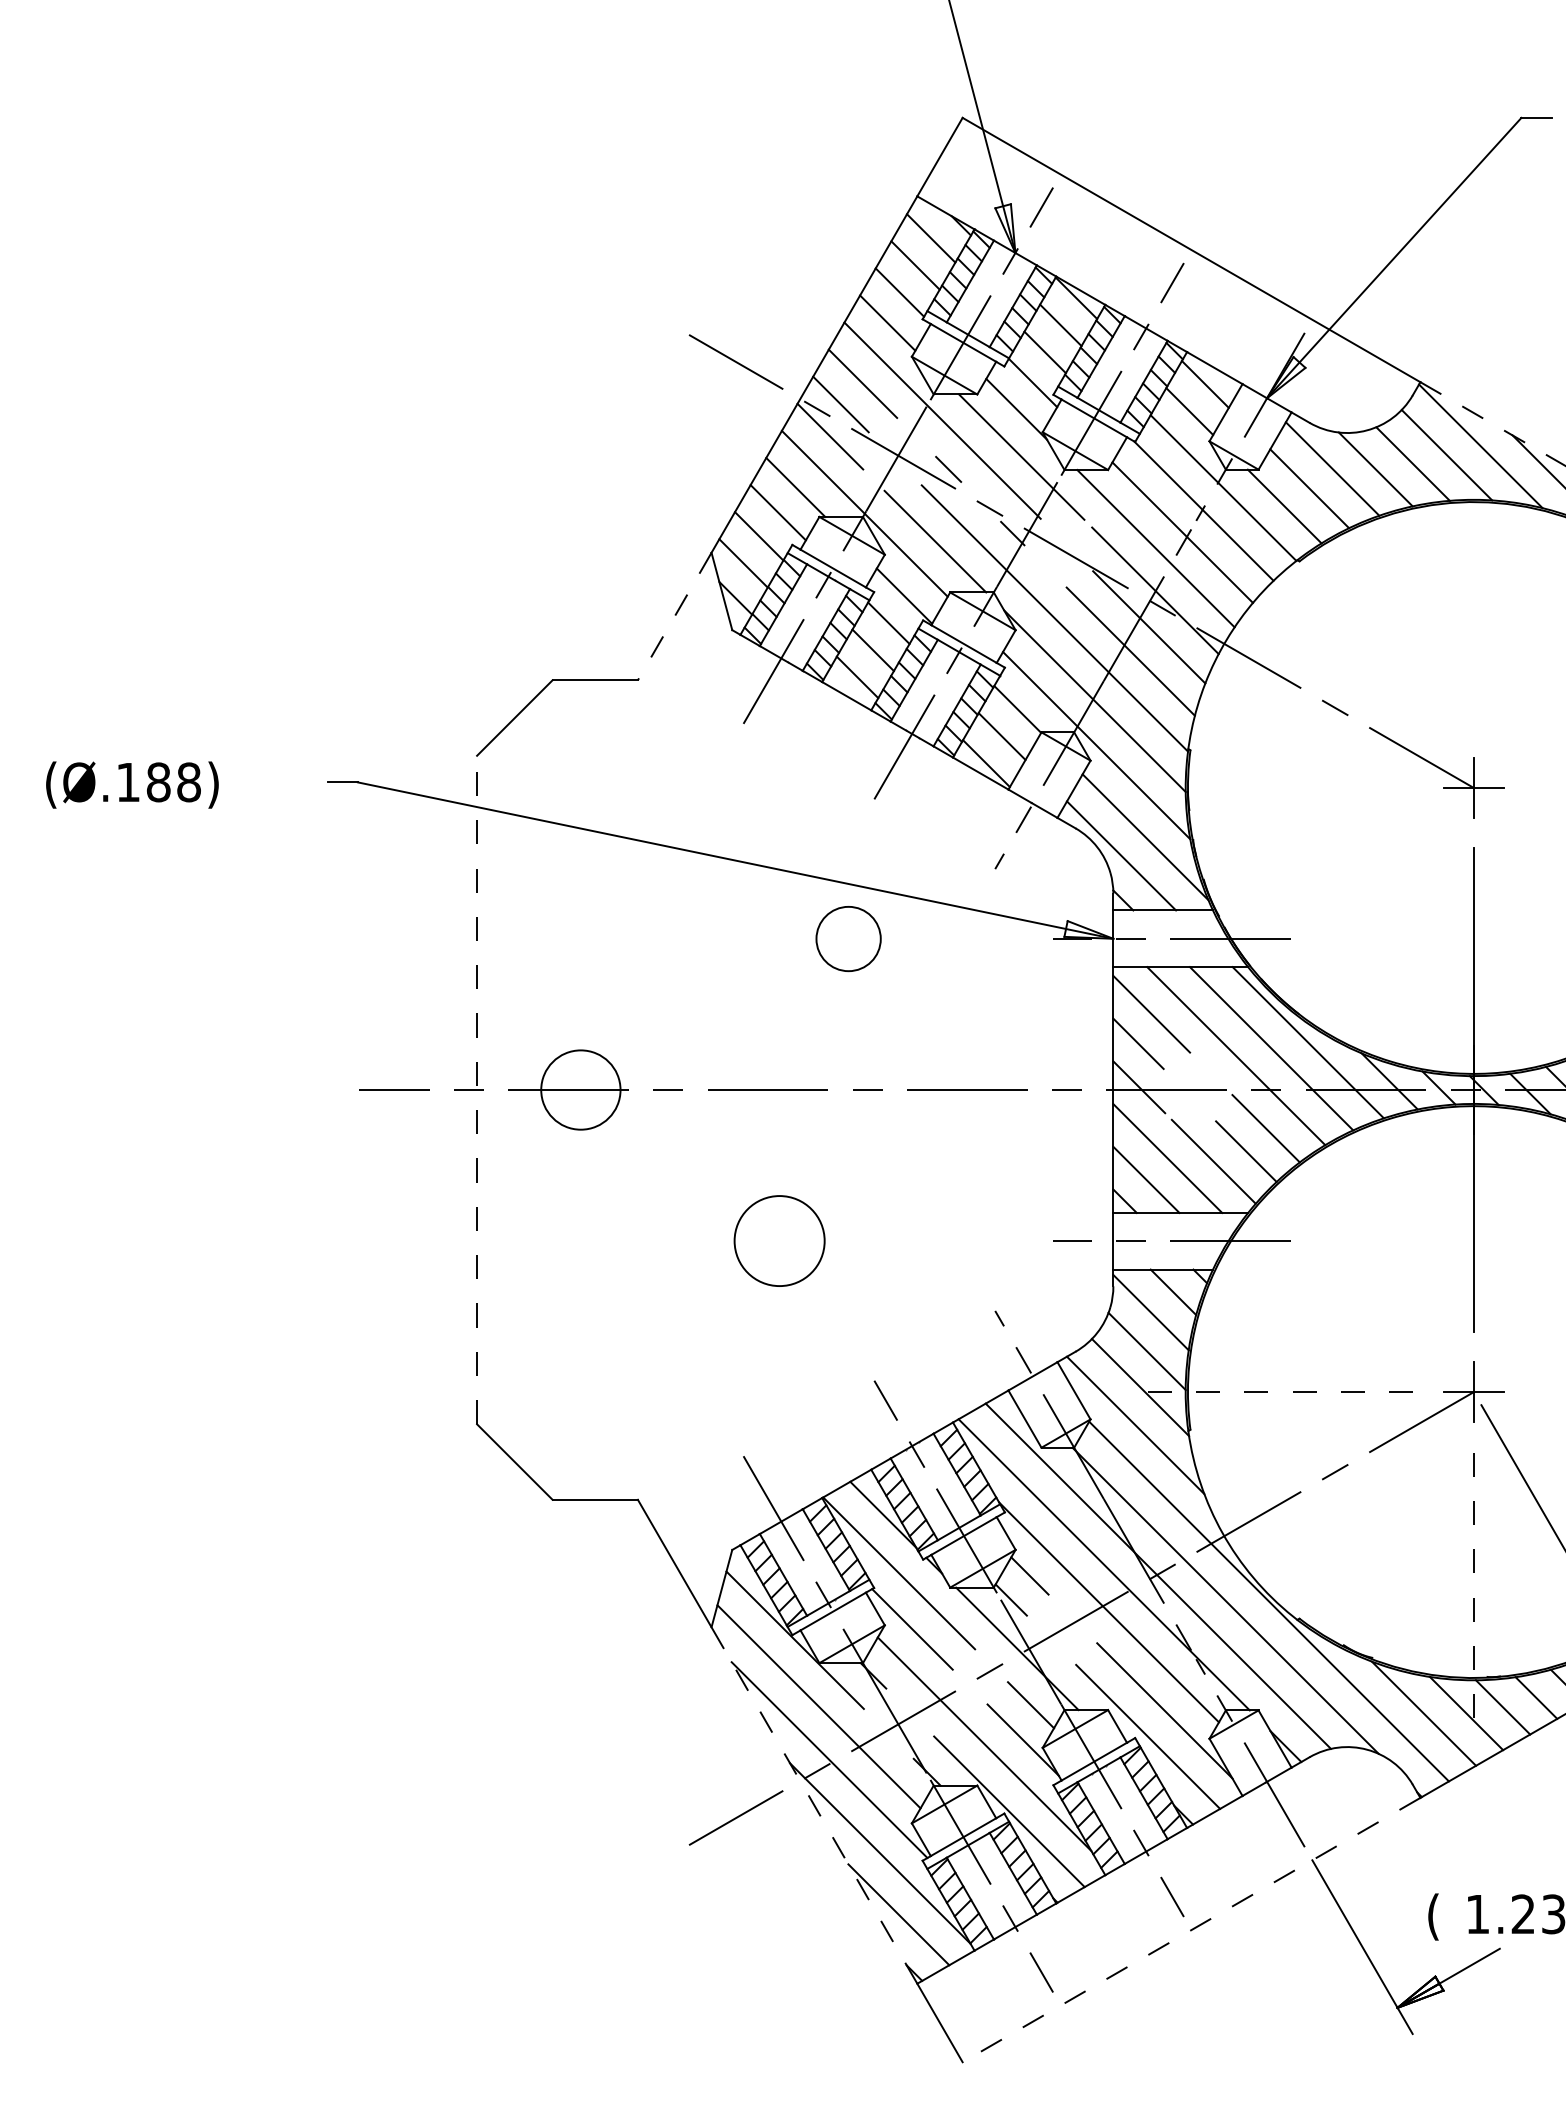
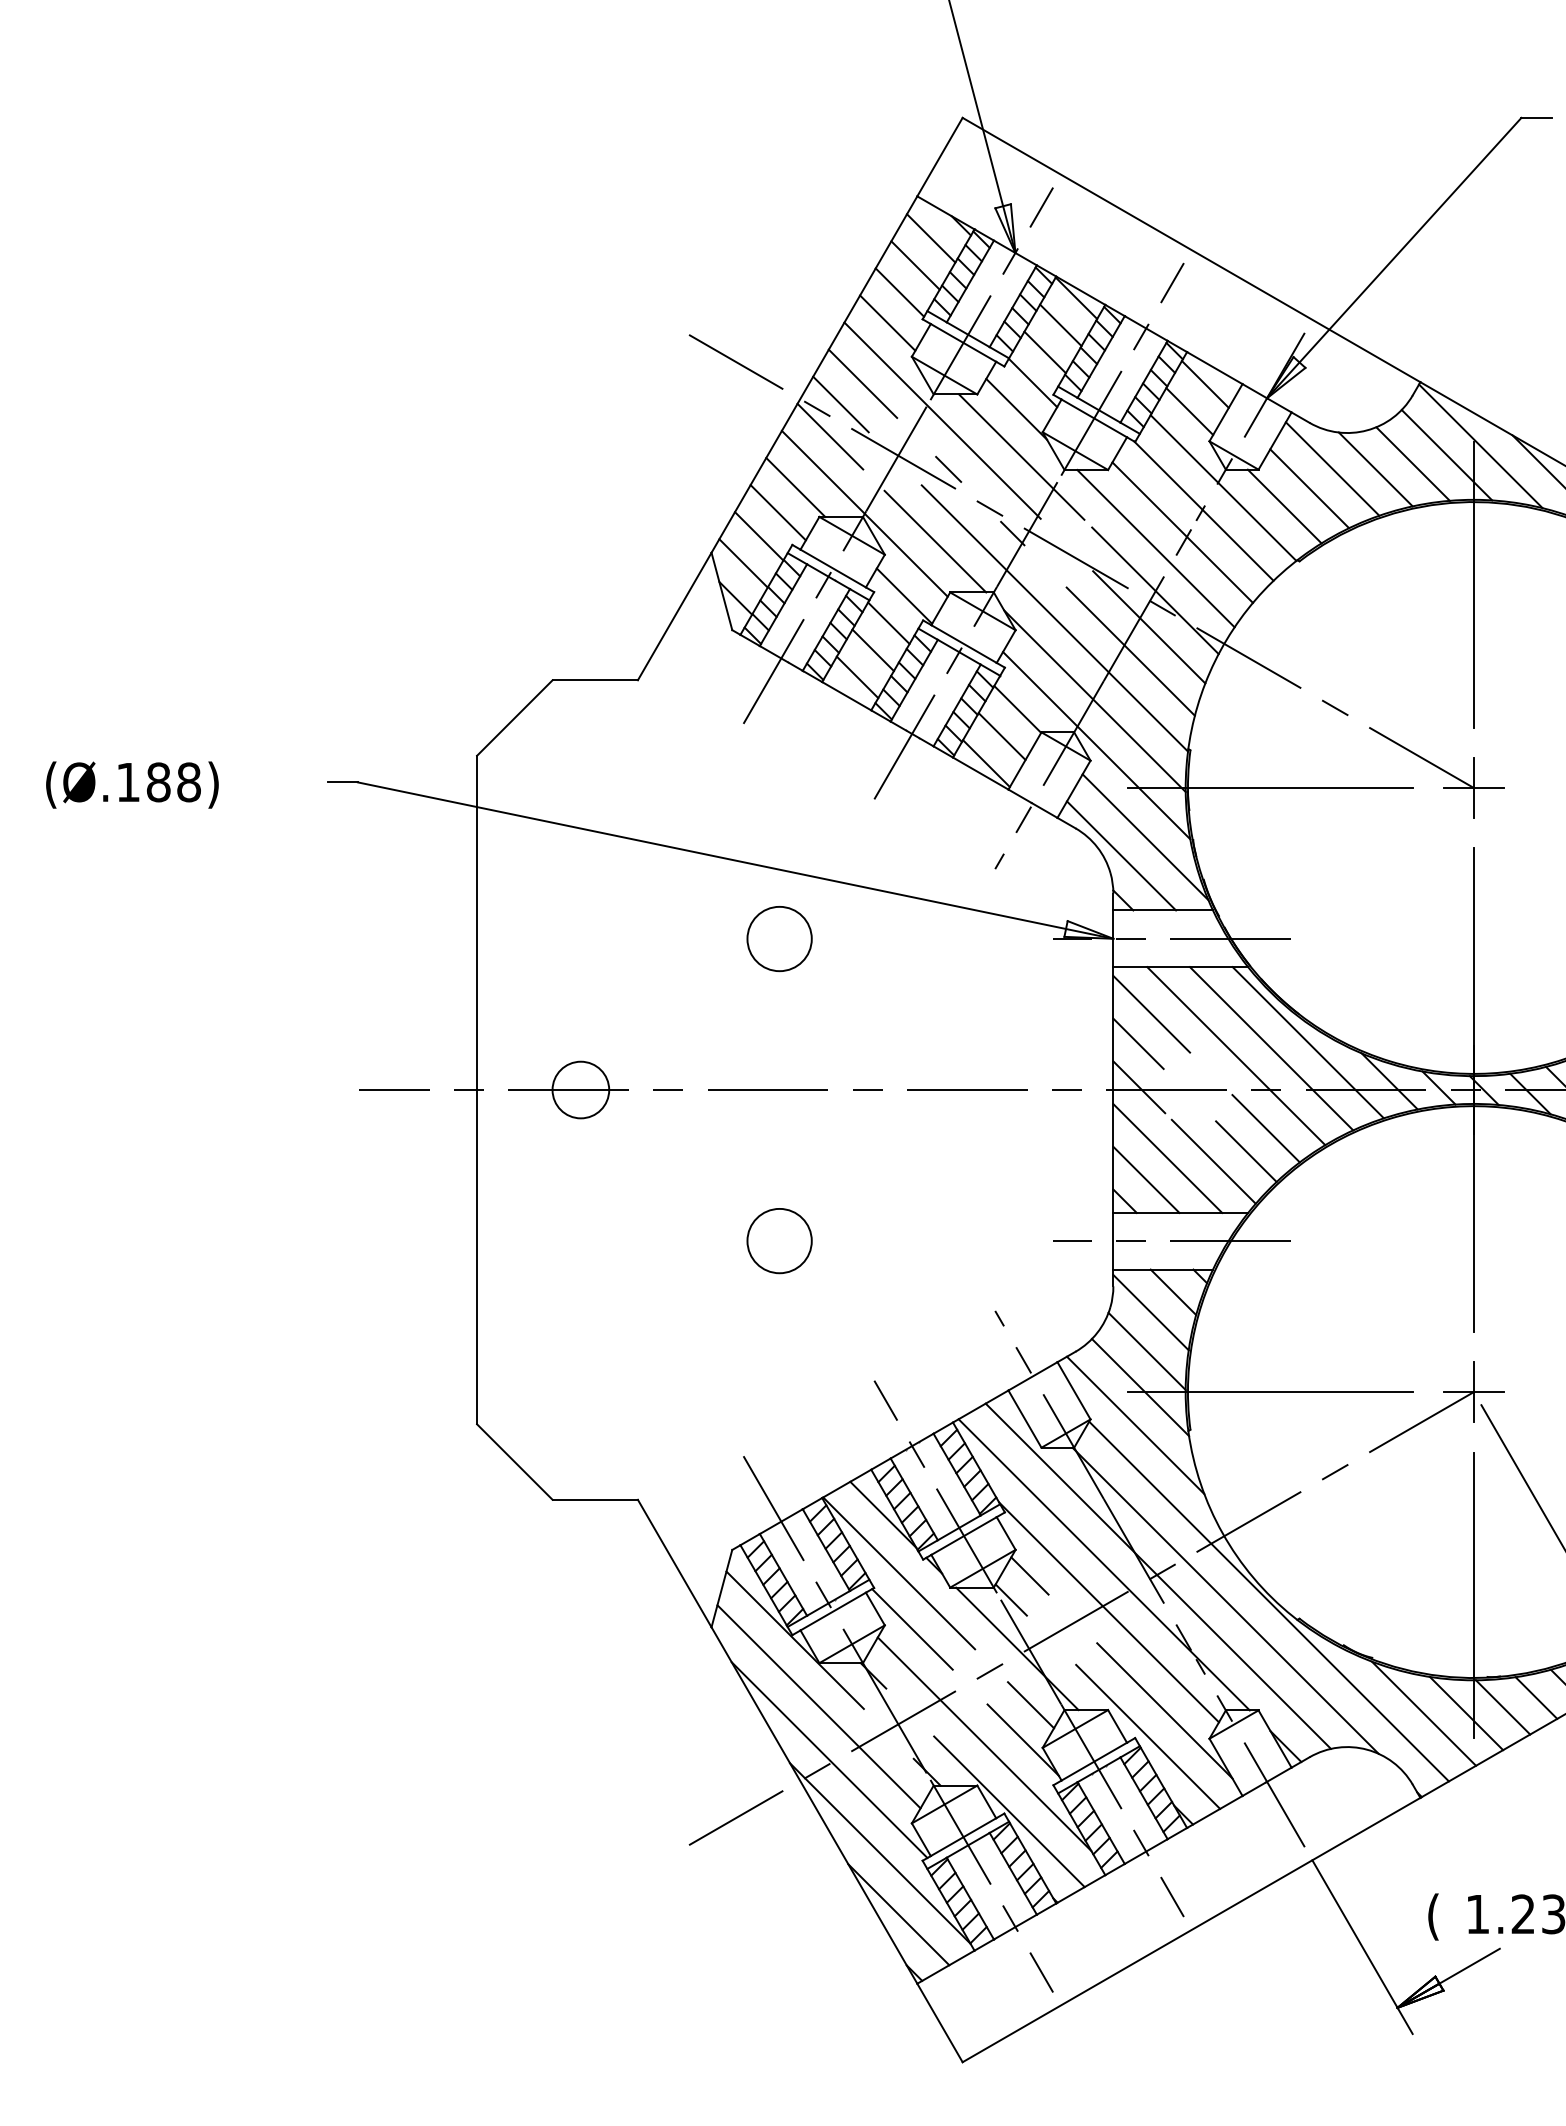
line: dashed -> solid (1493, 424)
line: none -> present (1473, 584)
line: dashed -> solid (674, 616)
line: none -> present (1270, 787)
circle position: (848, 939) -> (779, 939) (779, 939)
line: dashed -> solid (477, 1089)
circle diameter: 79 px -> 57 px (580, 1089)
circle diameter: 90 px -> 64 px (779, 1240)
line: dashed -> solid (1270, 1392)
line: dashed -> solid (1473, 1595)
line: dashed -> solid (814, 1805)
line: dashed -> solid (1191, 1930)
